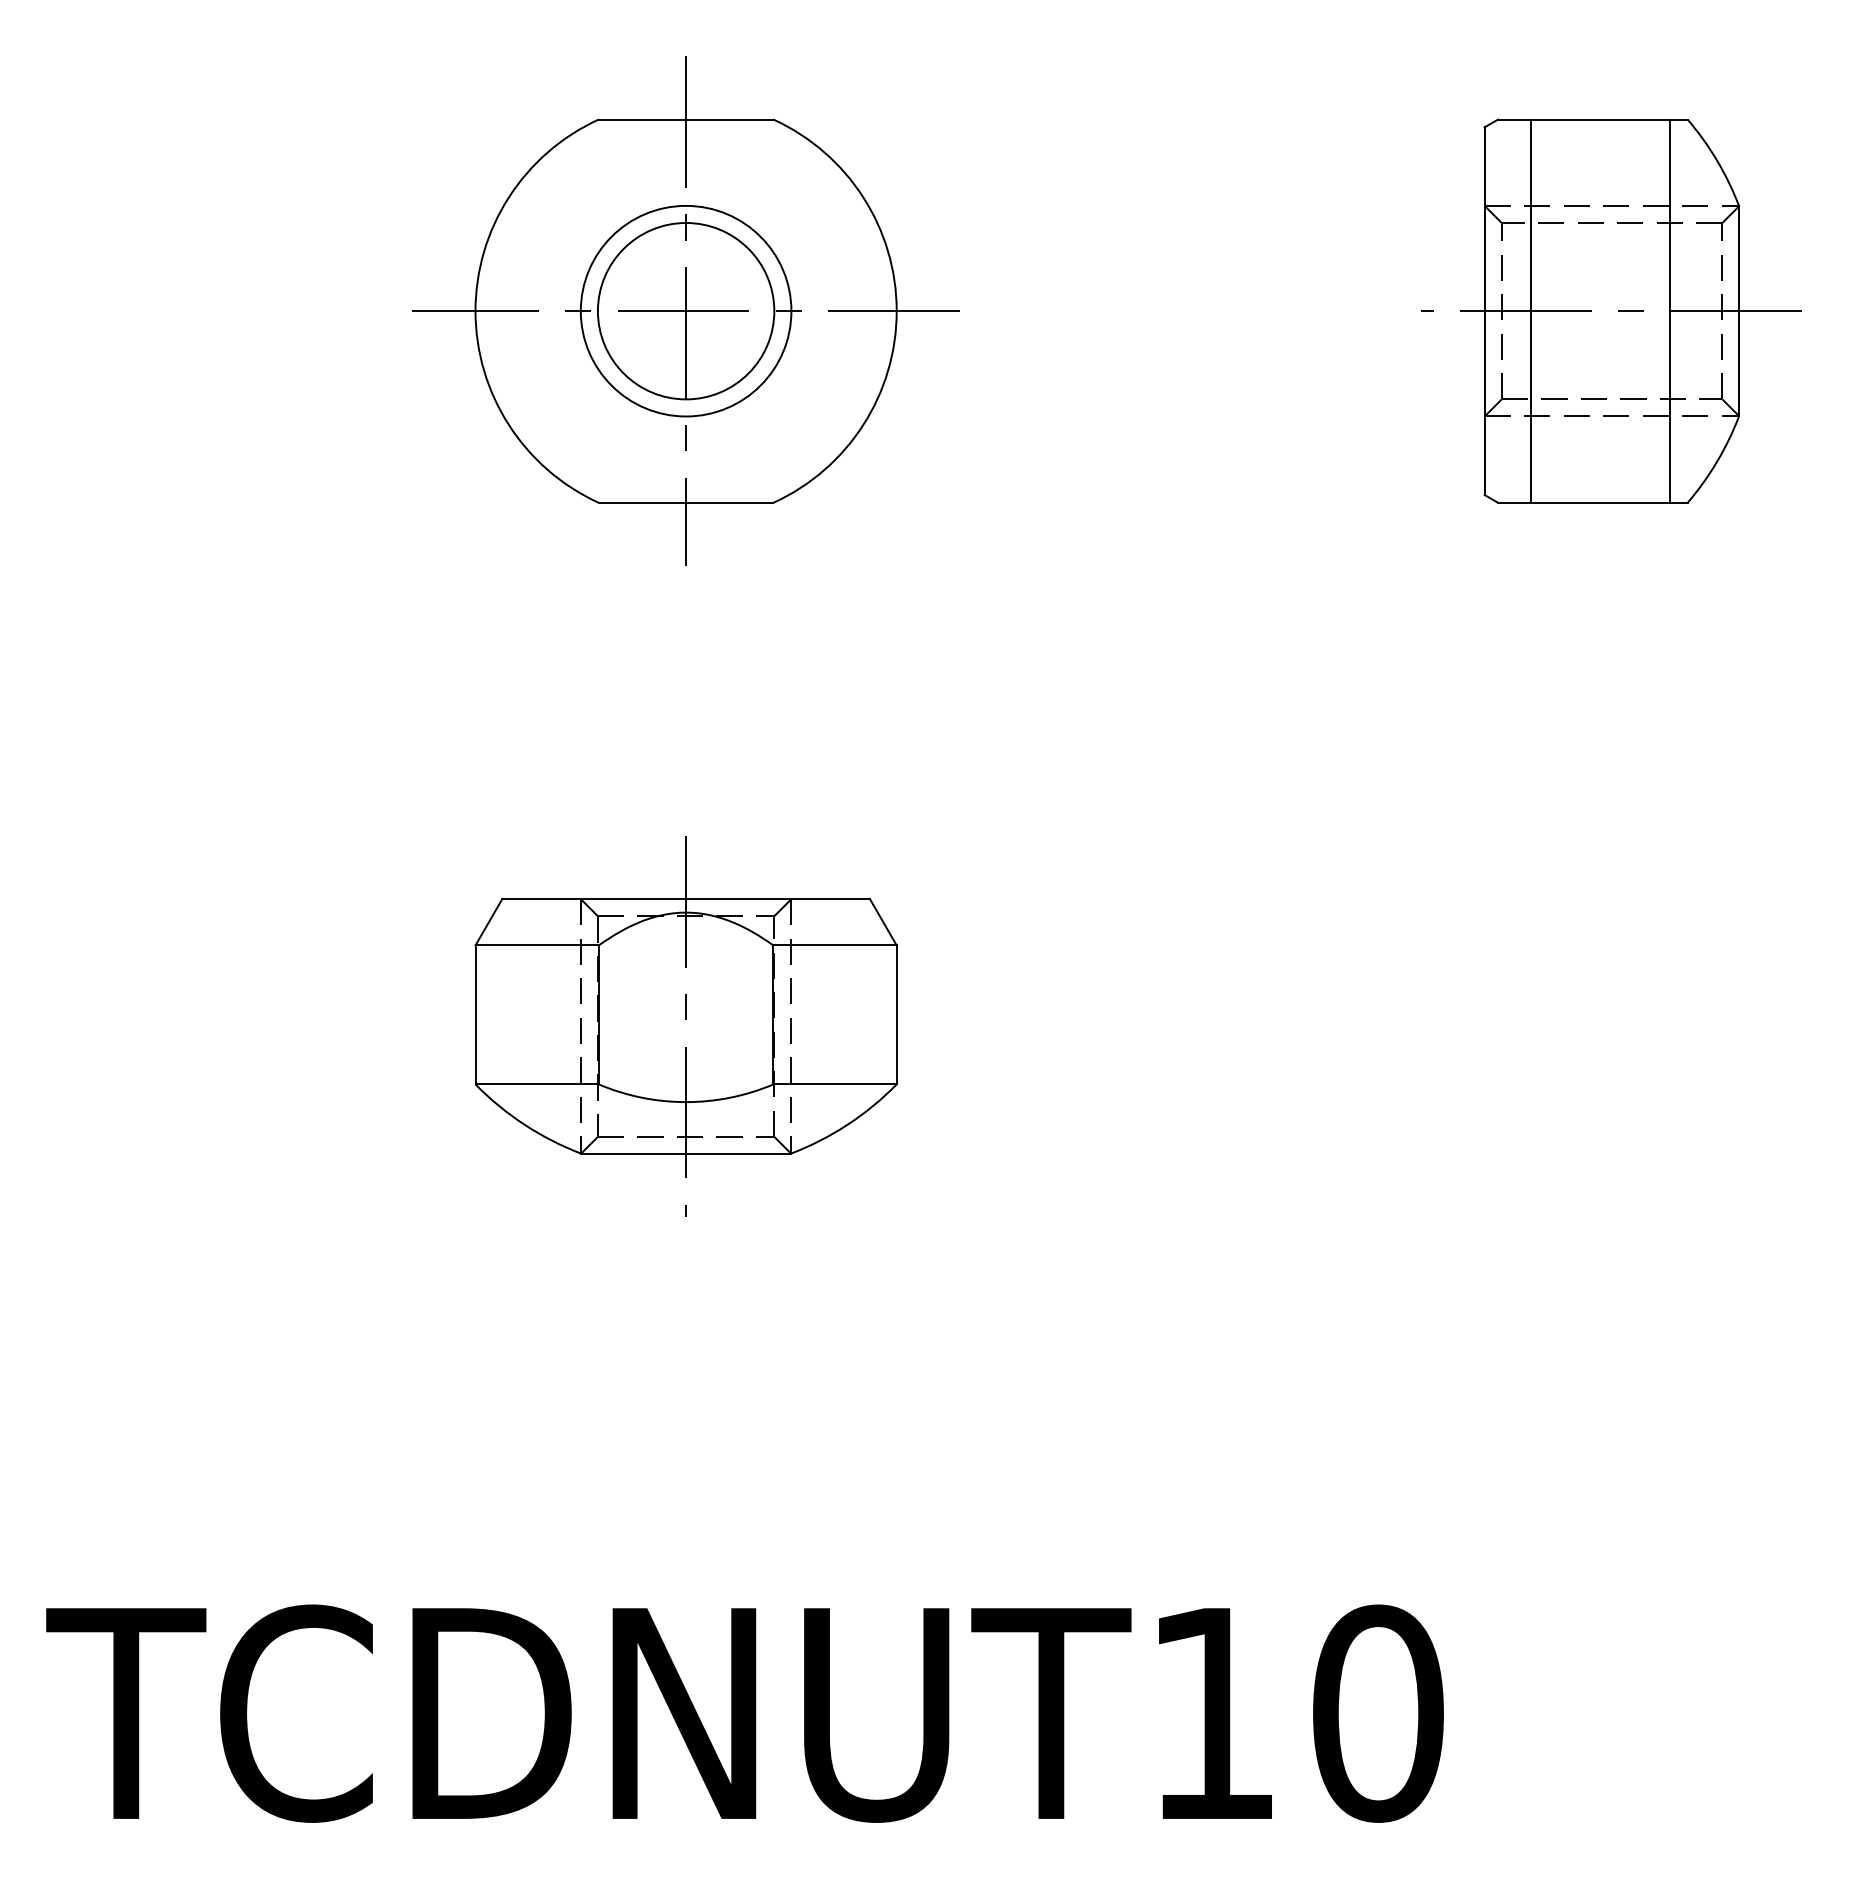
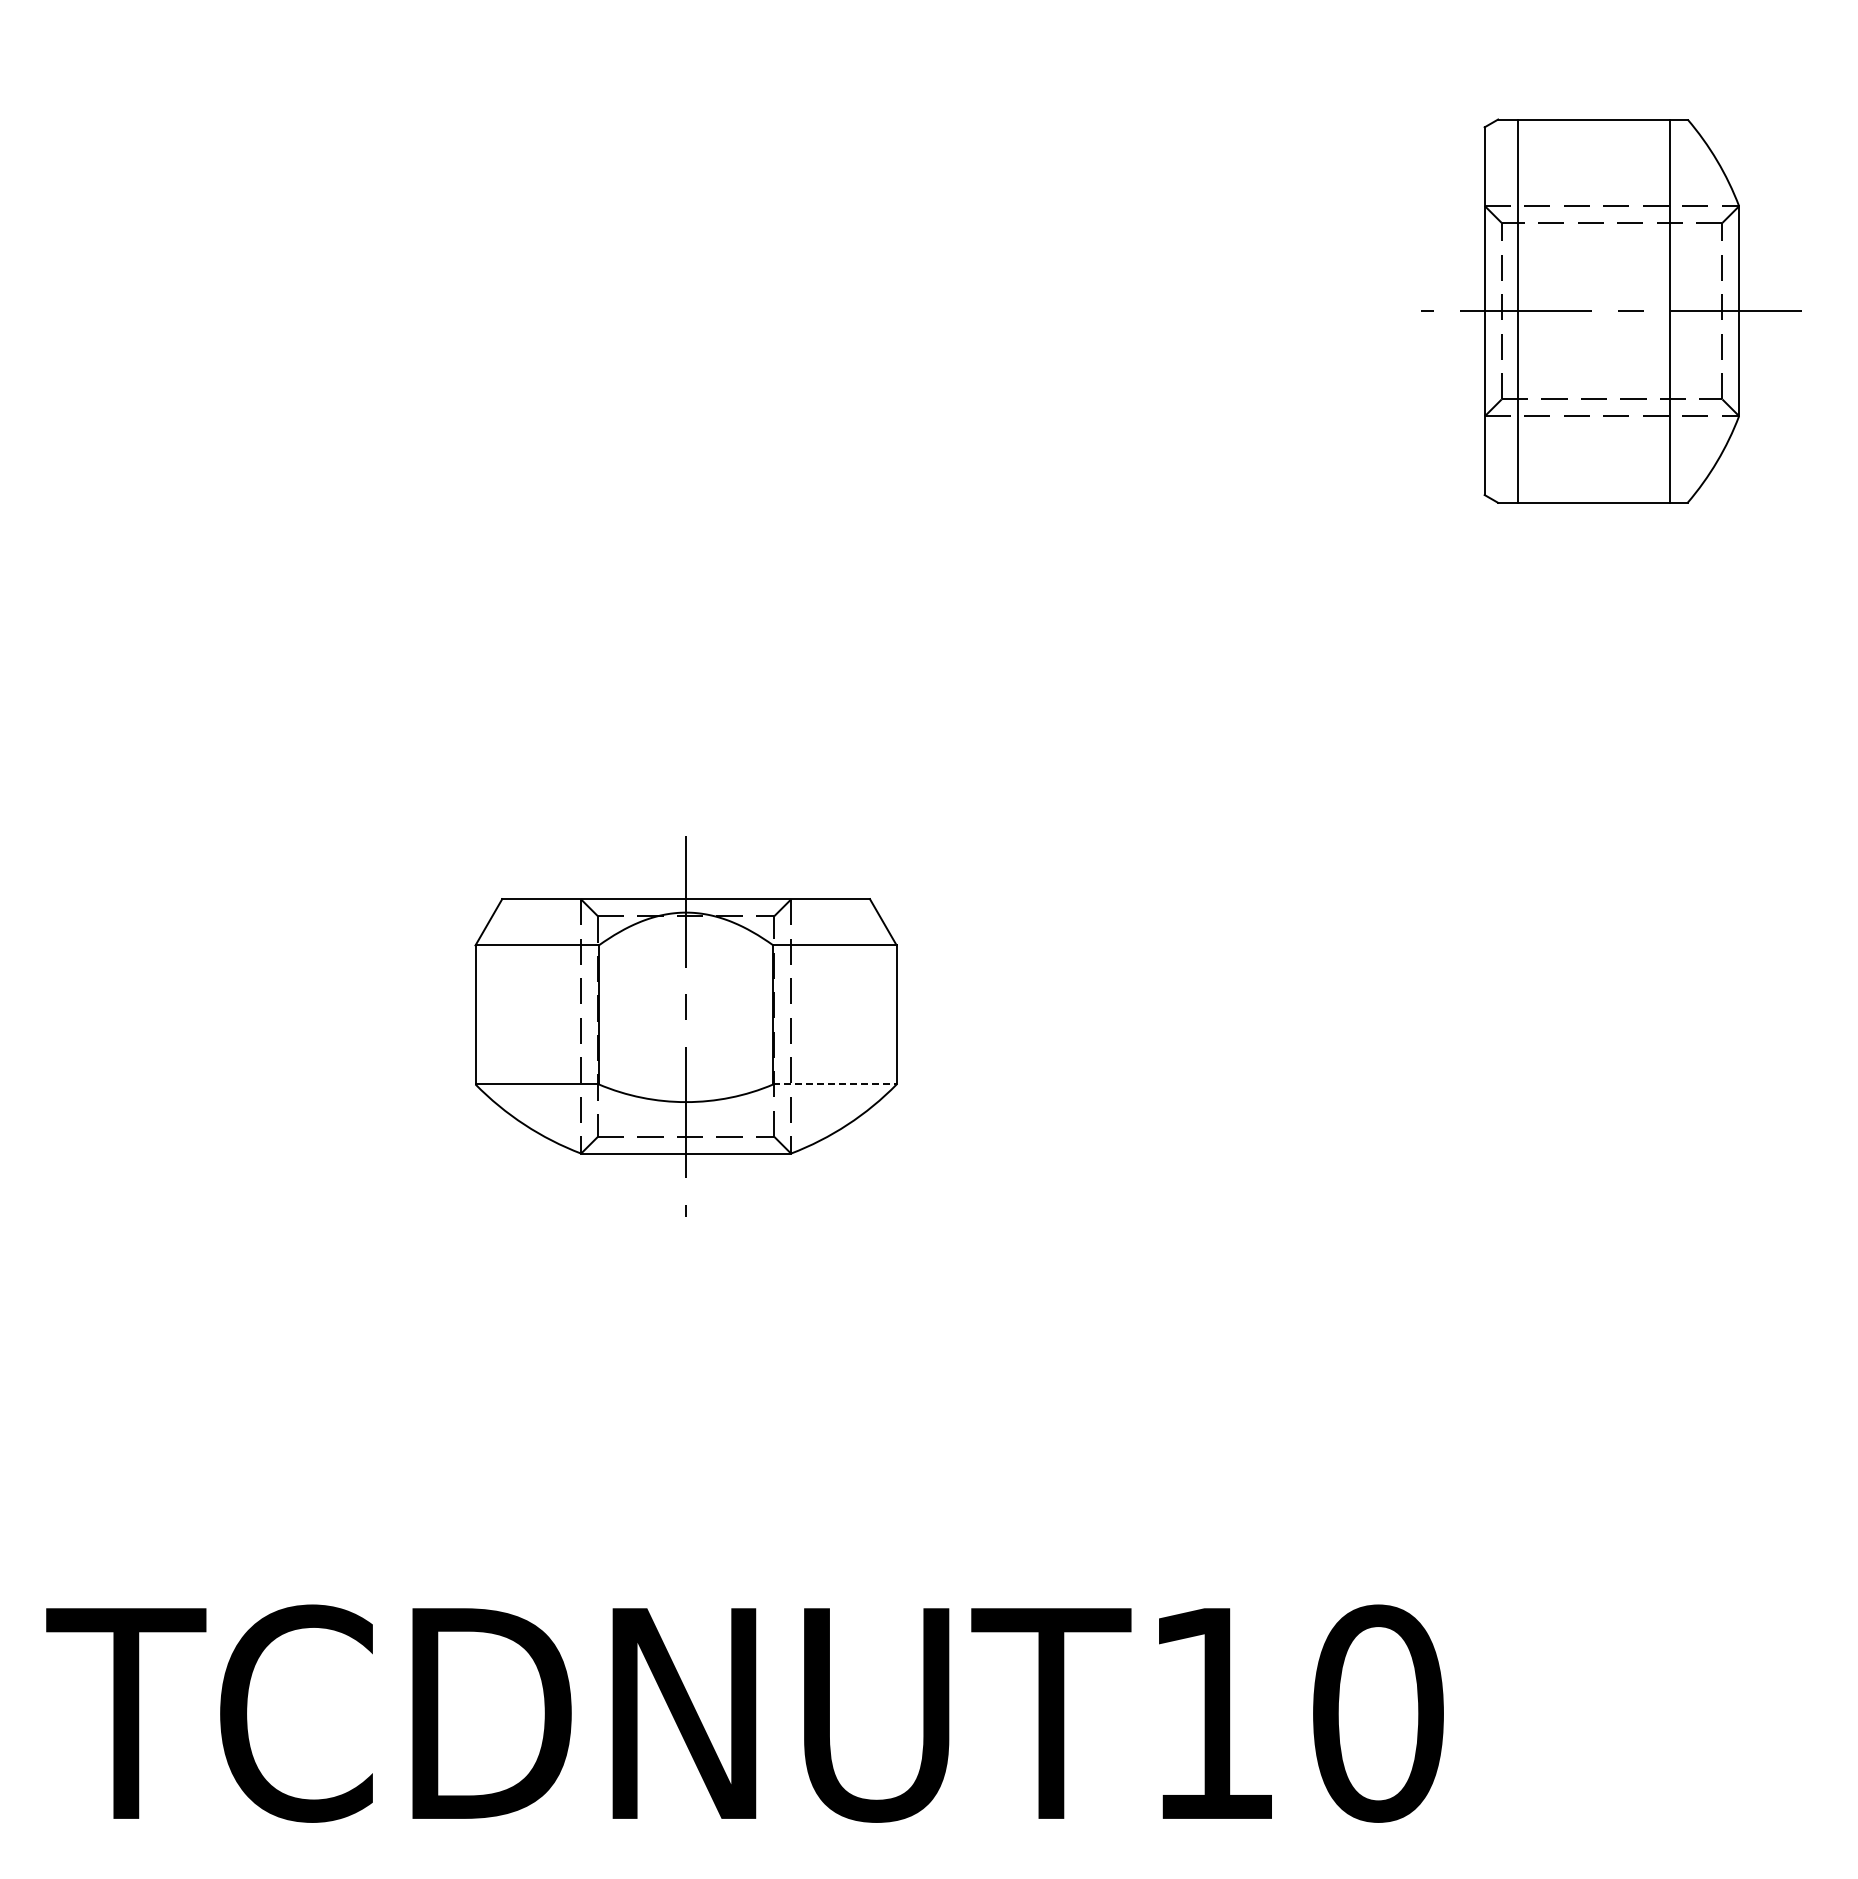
part: present -> none (685, 310)
line position: (1530, 310) -> (1517, 310) (1517, 310)
line: solid -> dashed (835, 1084)
